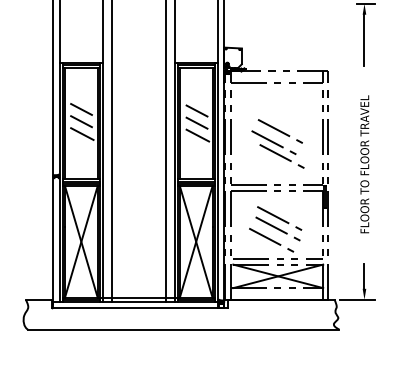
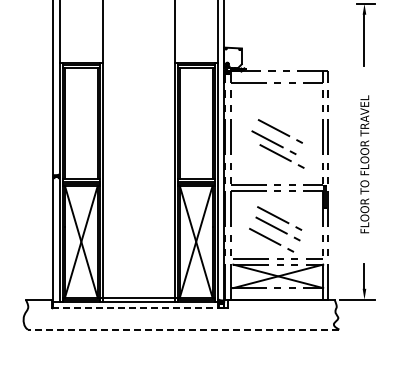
line: present -> none (81, 109)
line: present -> none (196, 110)
line: present -> none (81, 121)
line: present -> none (196, 123)
line: present -> none (82, 133)
line: present -> none (197, 135)
line: present -> none (111, 152)
line: present -> none (165, 152)
line: solid -> dashed (138, 308)
line: solid -> dashed (183, 329)
